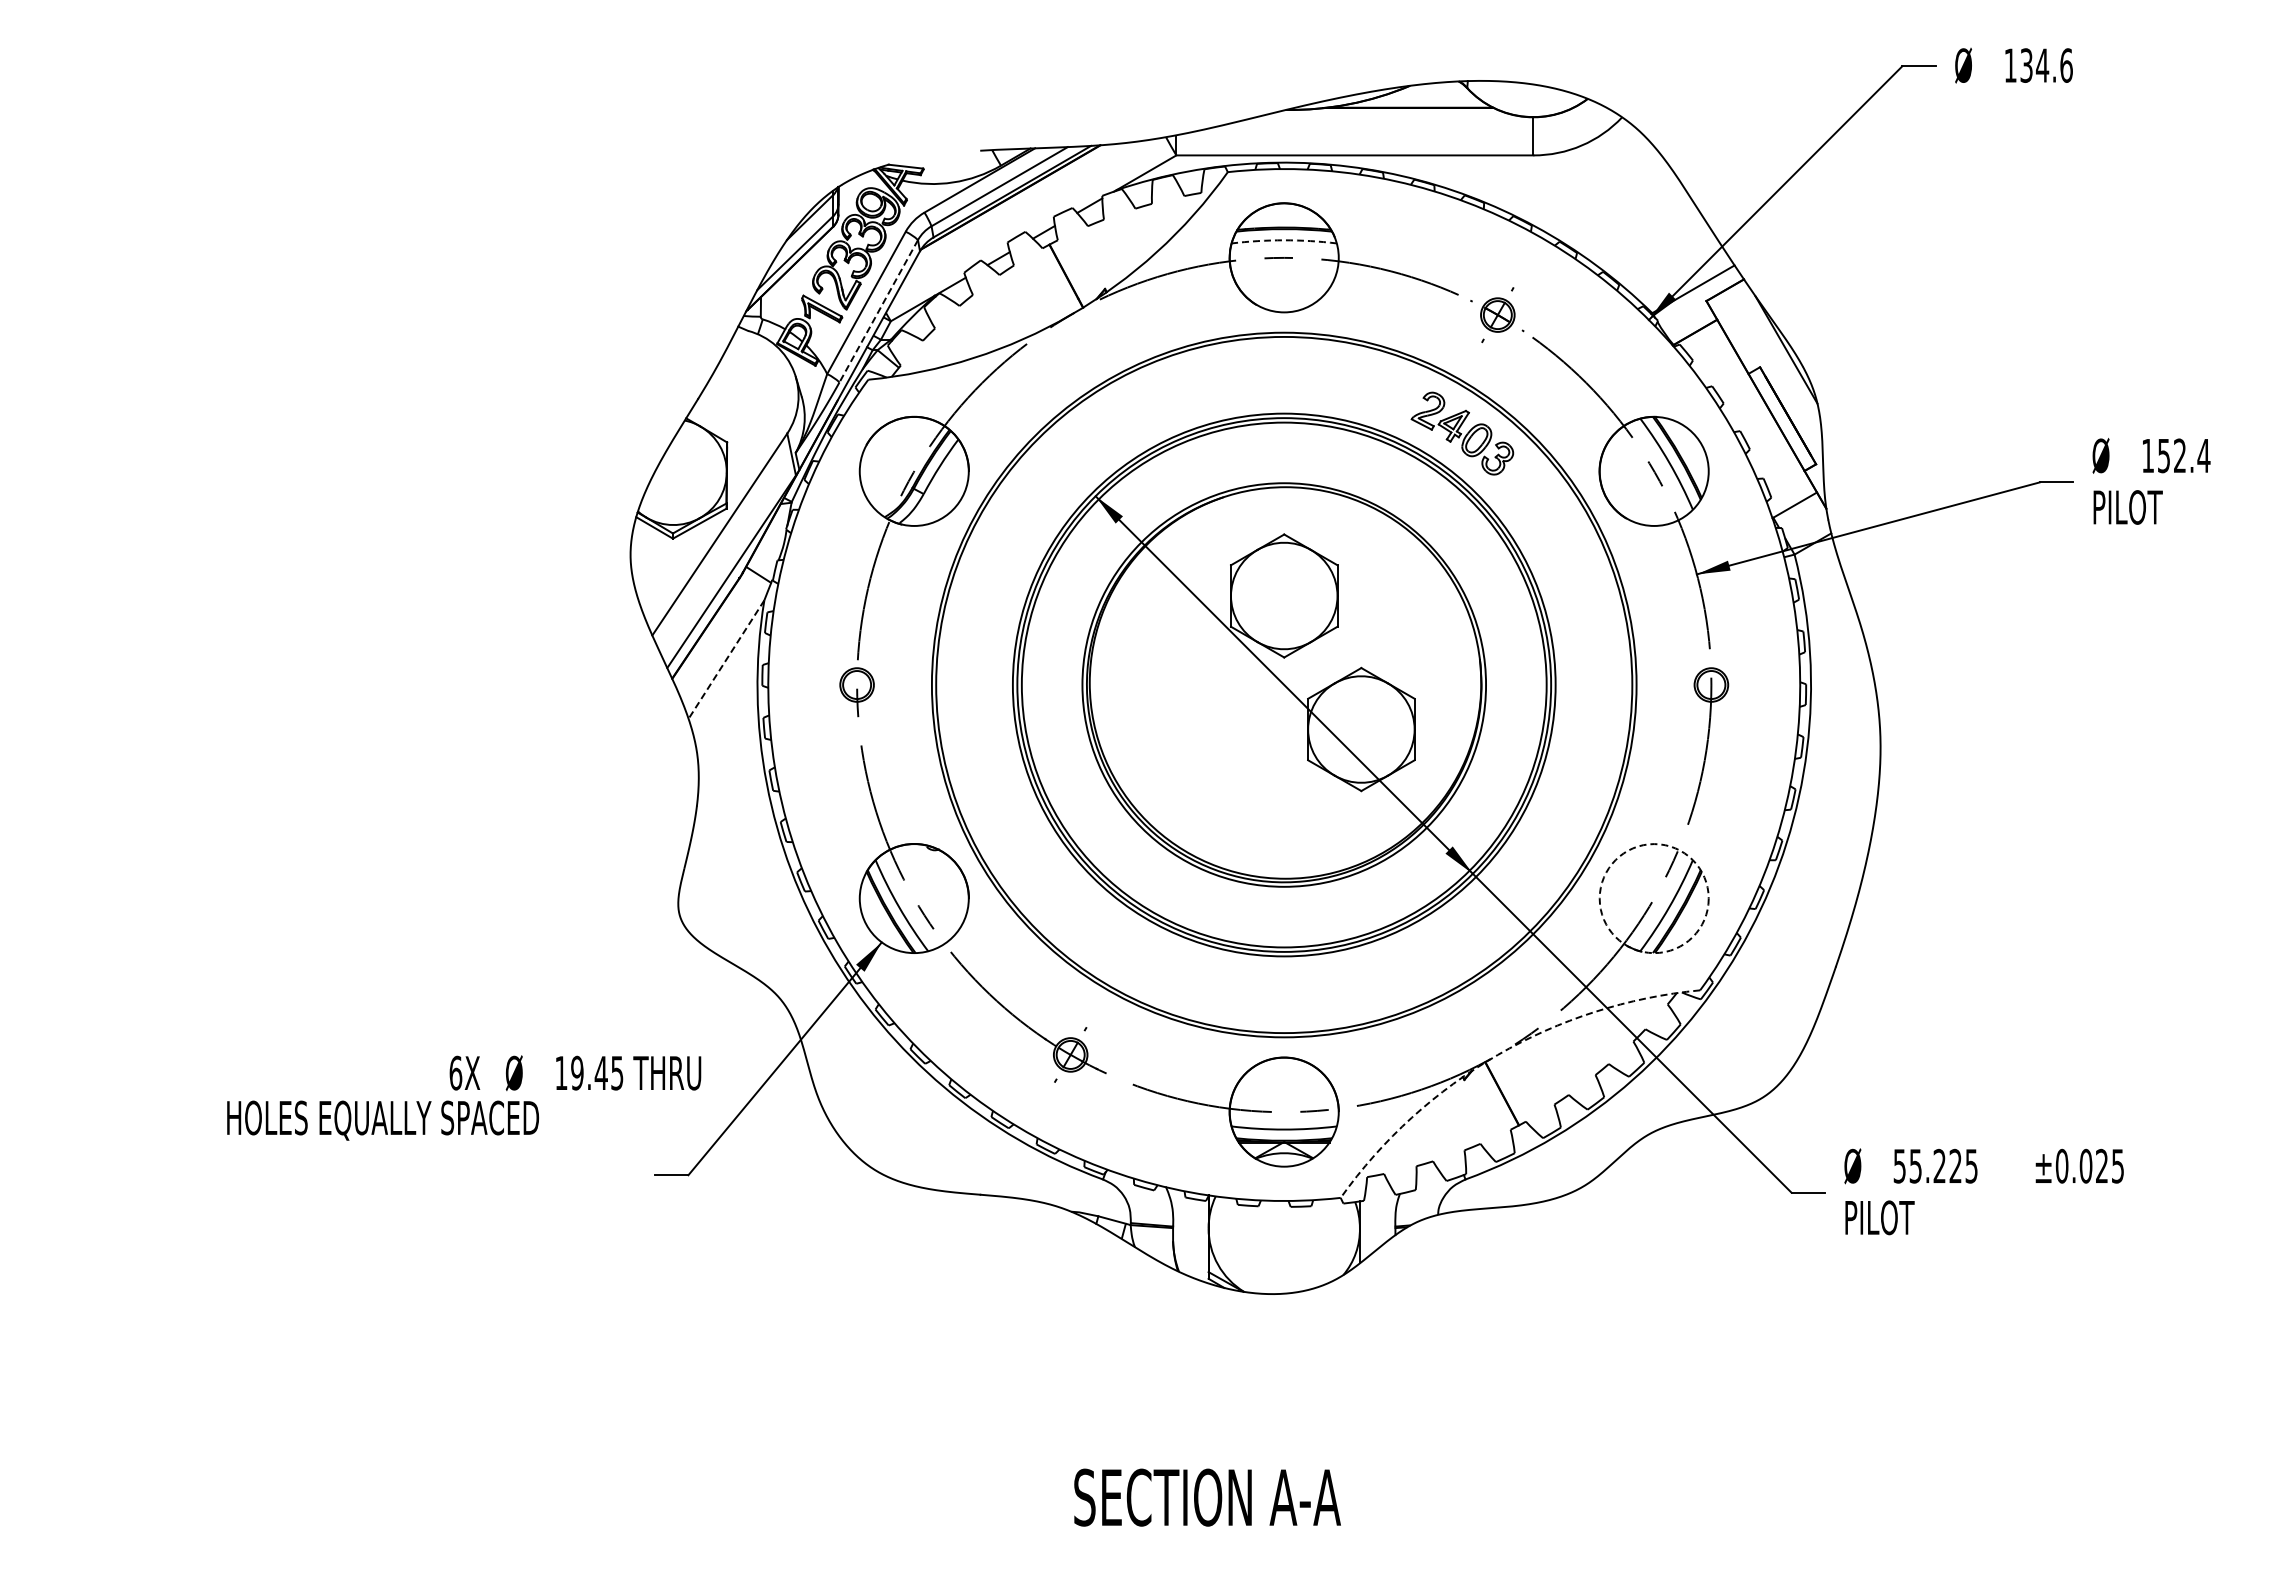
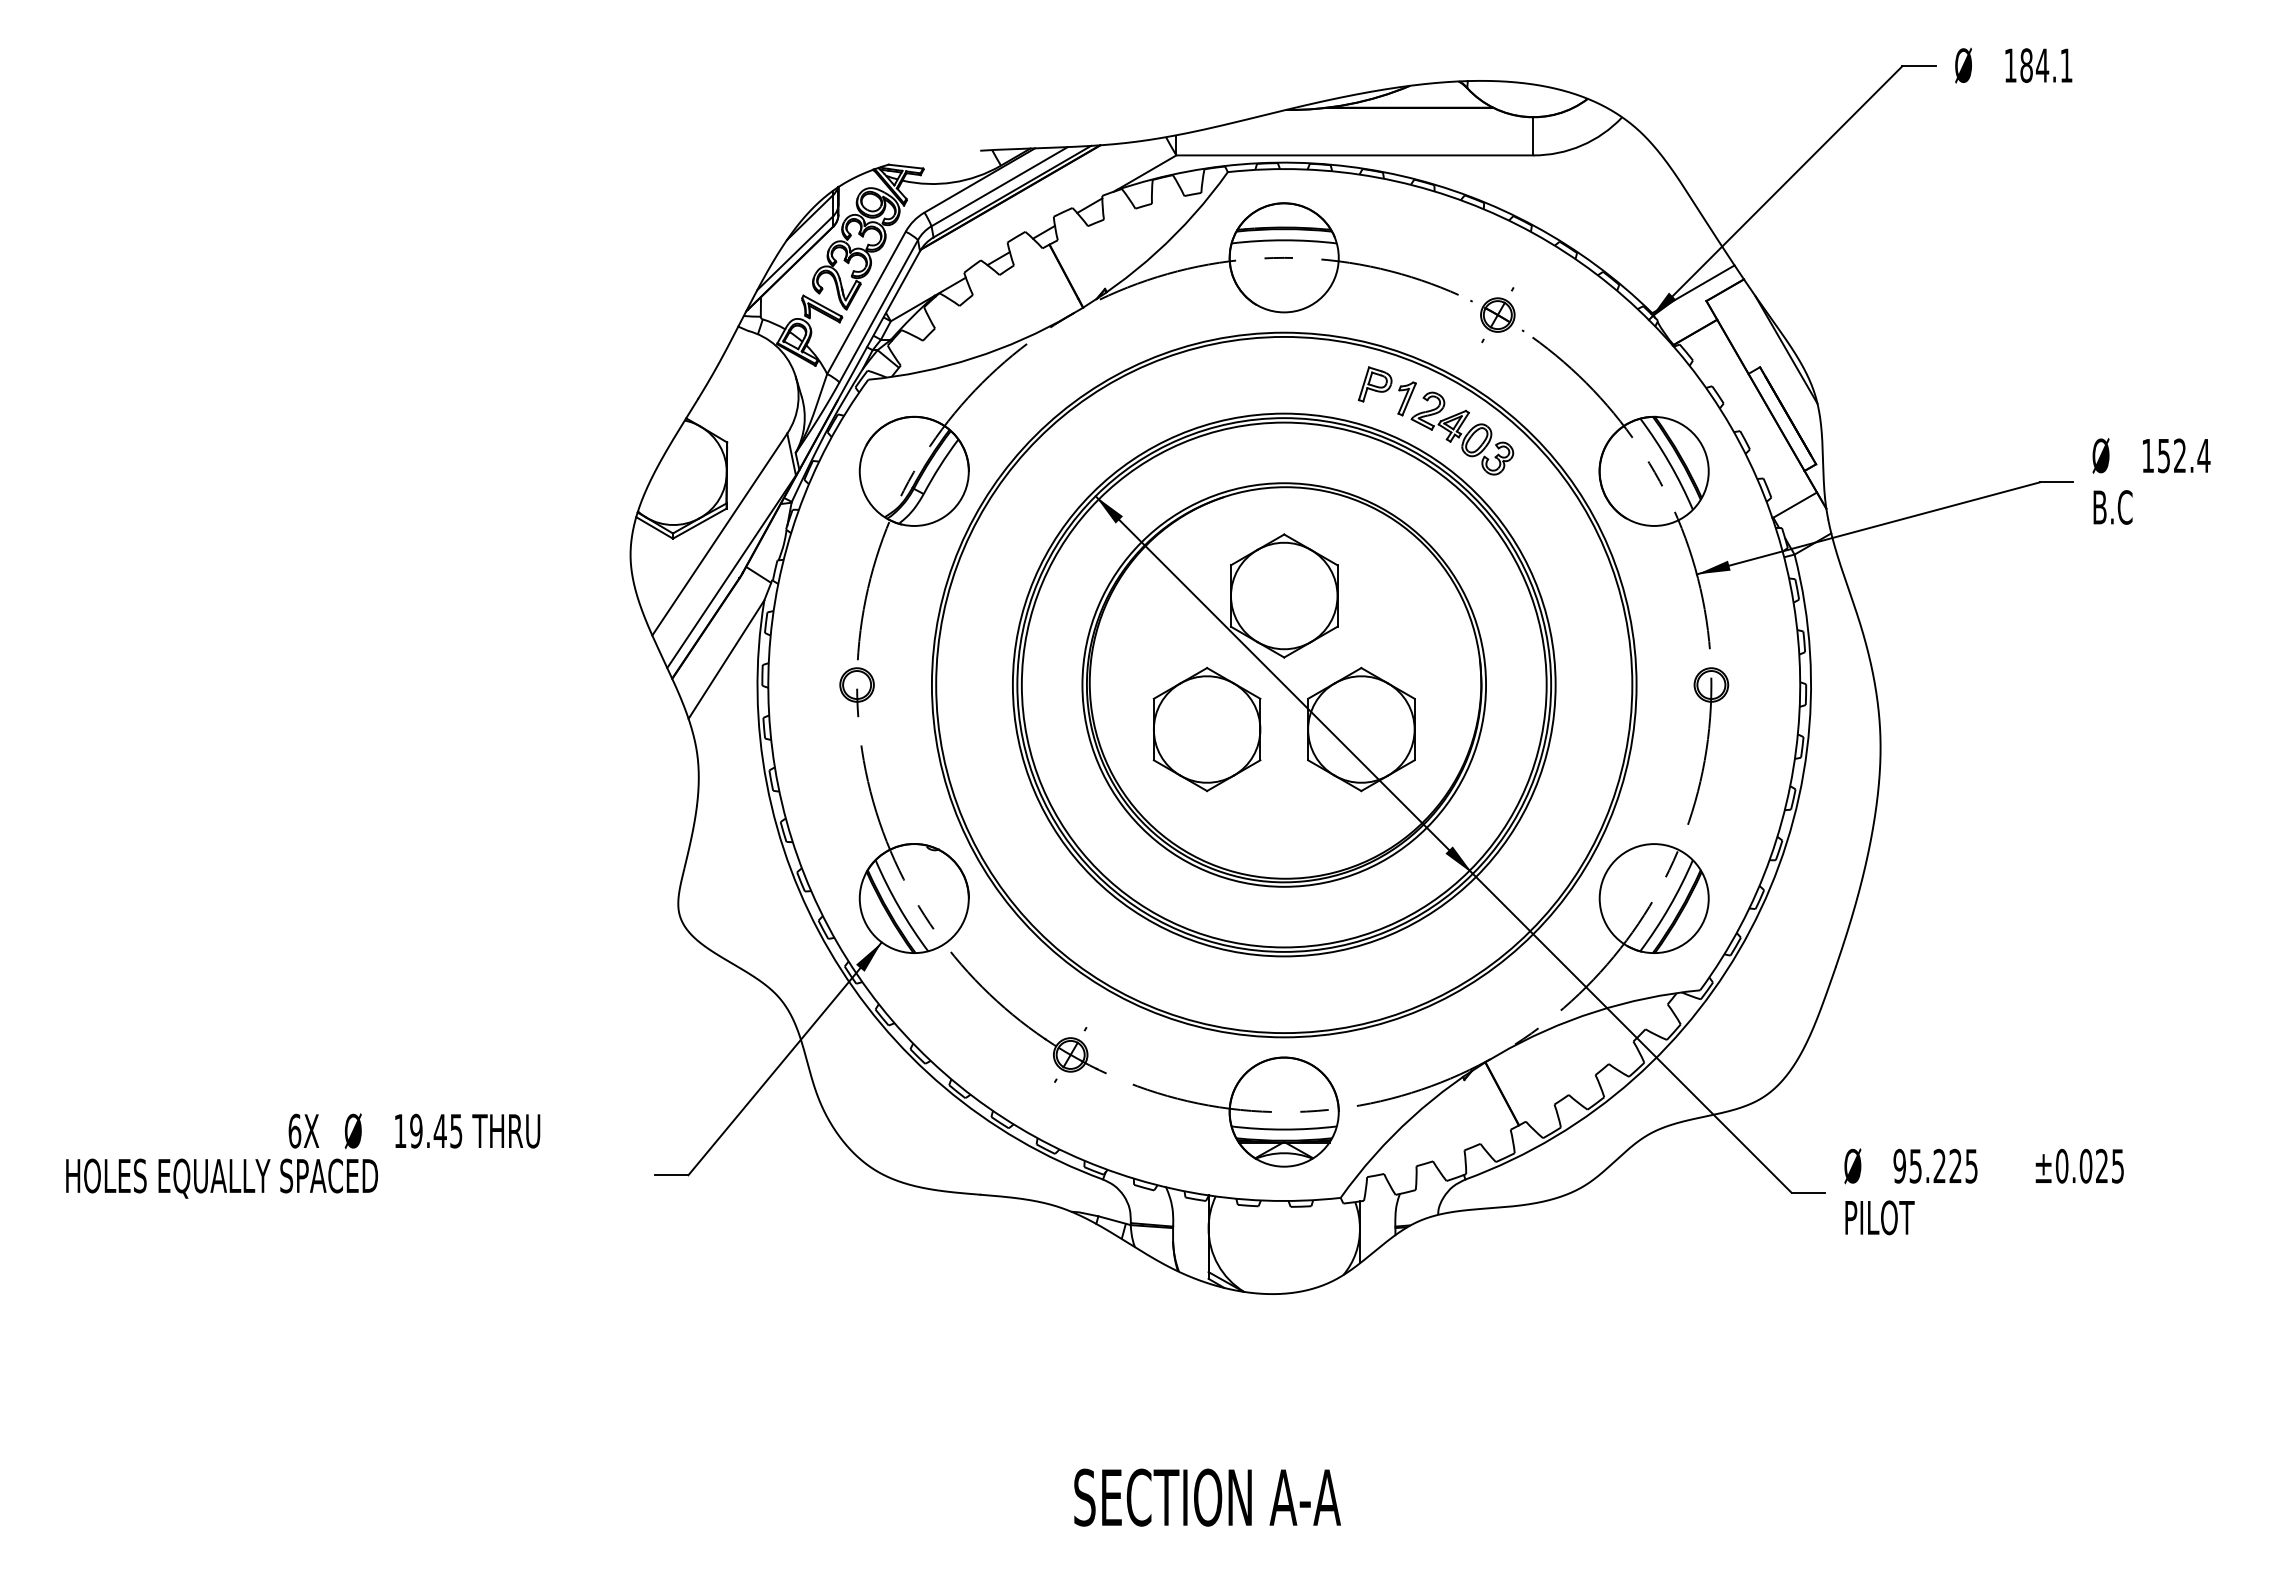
text: 134.6 -> 184.1 (2046, 65)
arc: dashed -> solid (1284, 240)
line: dashed -> solid (878, 311)
part: none -> present (1386, 391)
text: PILOT -> B.C (2129, 507)
line: dashed -> solid (726, 660)
part: none -> present (1206, 729)
circle: dashed -> solid (1653, 898)
arc: dashed -> solid (1497, 1054)
text position: (464, 1097) -> (303, 1155) (303, 1155)
text: 55.225 -> 95.225 (1899, 1165)
